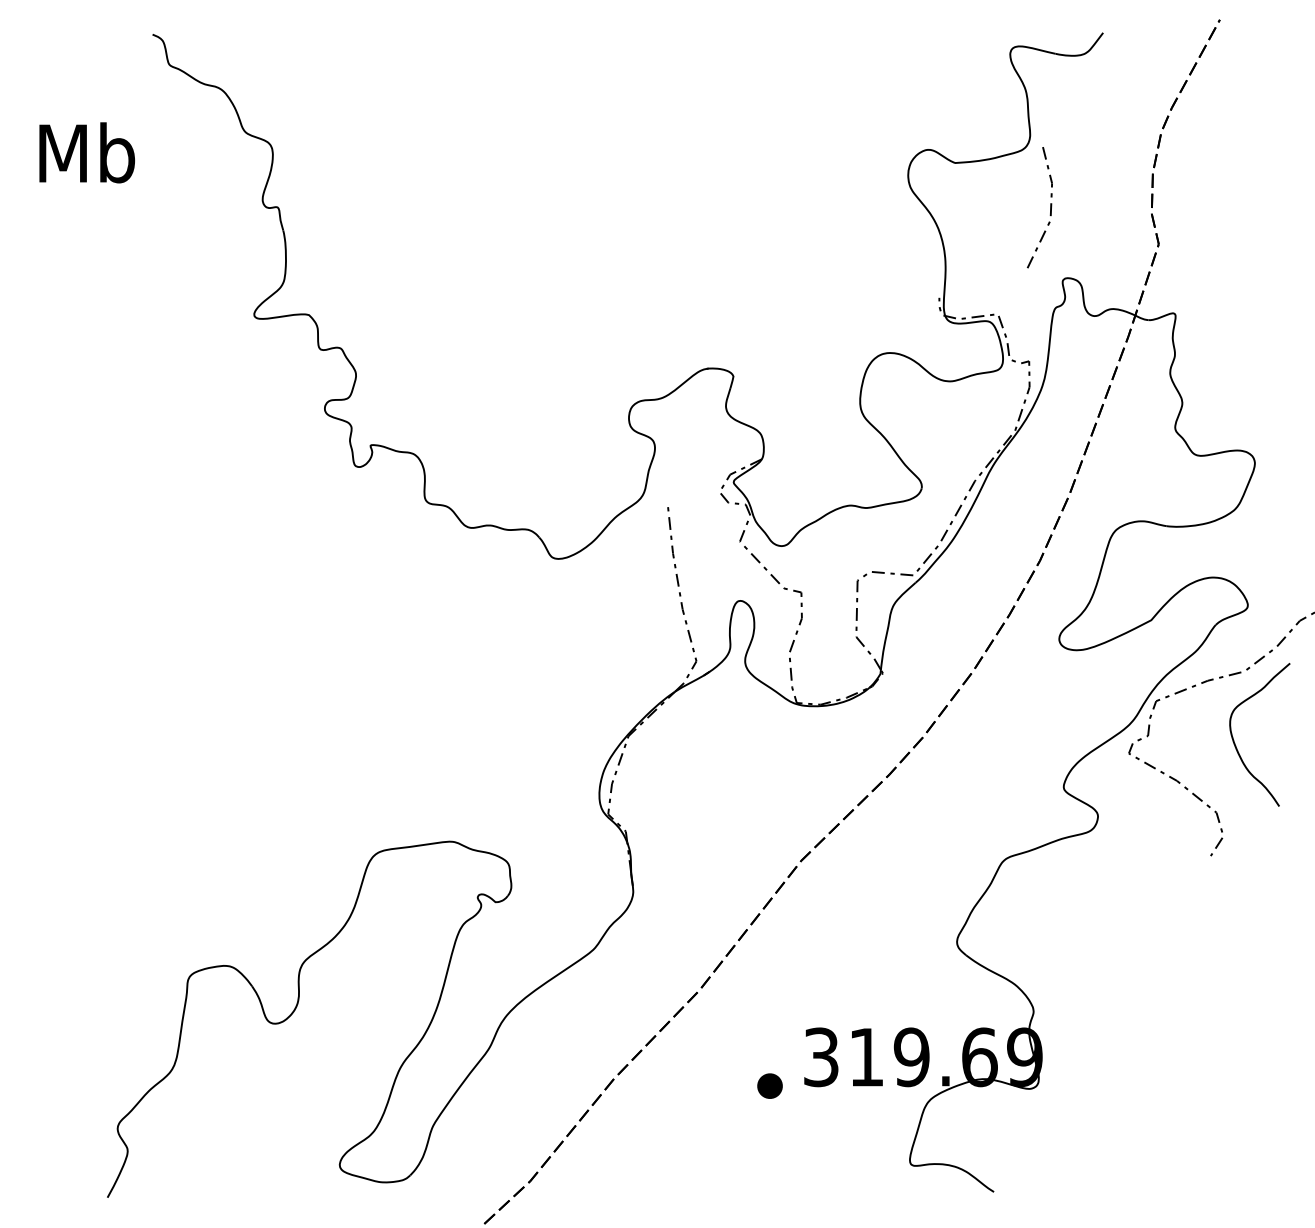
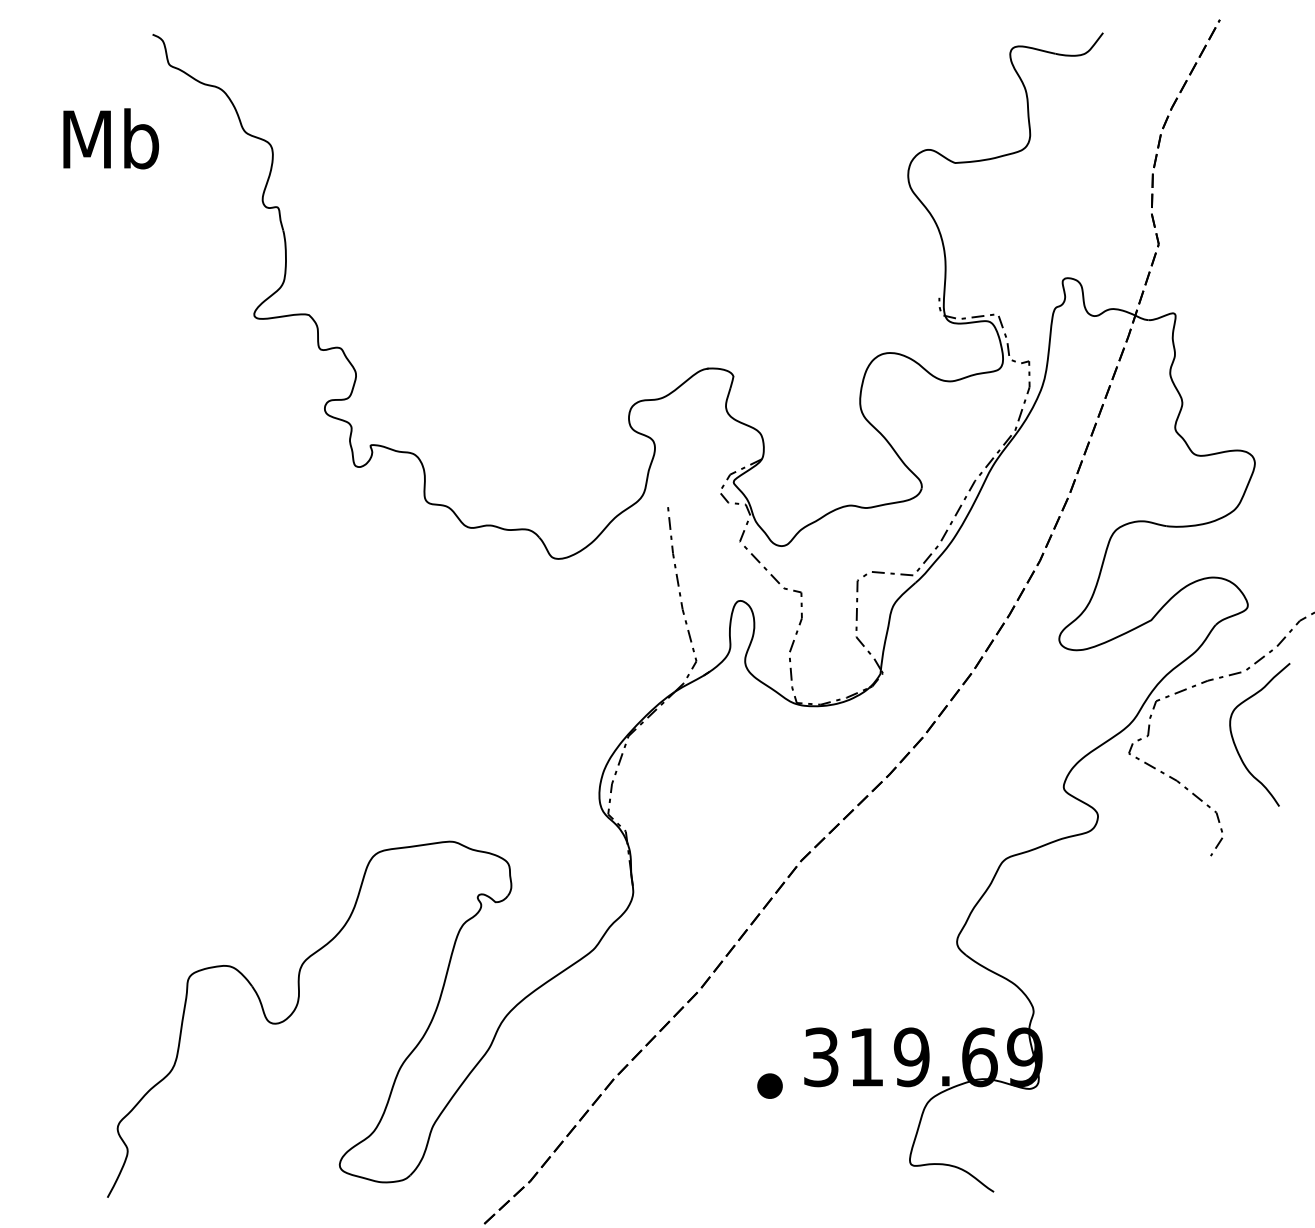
text position: (86, 152) -> (110, 138) (110, 138)
line: present -> none (1050, 207)
